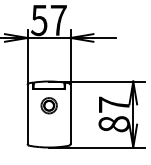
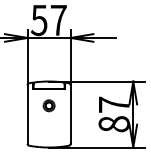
part size: 18x18 px -> 14x14 px (48, 105)
